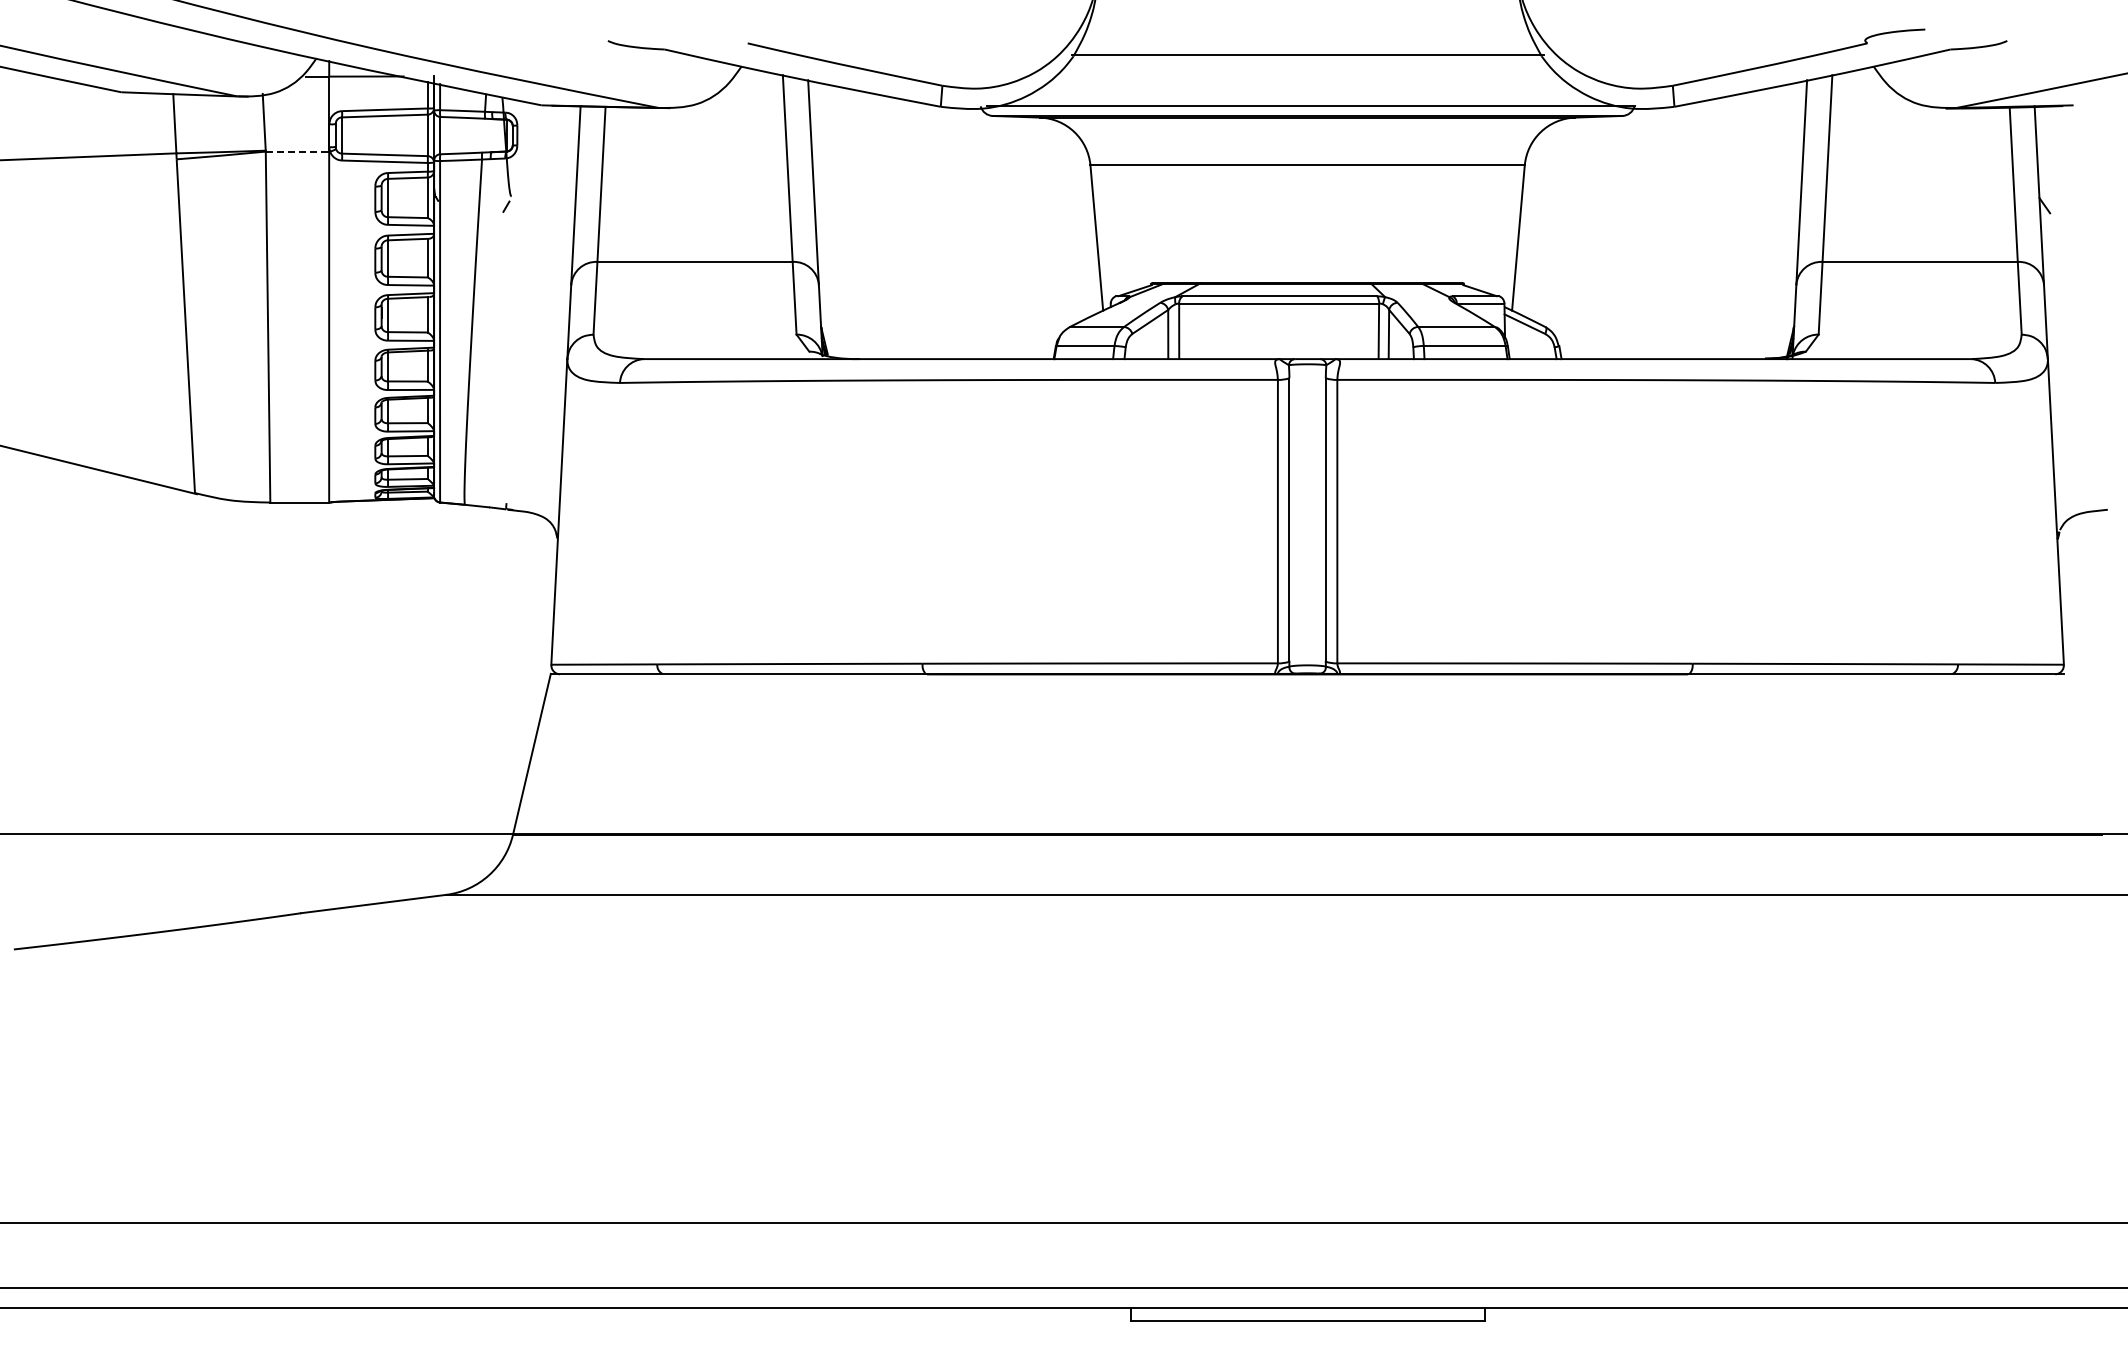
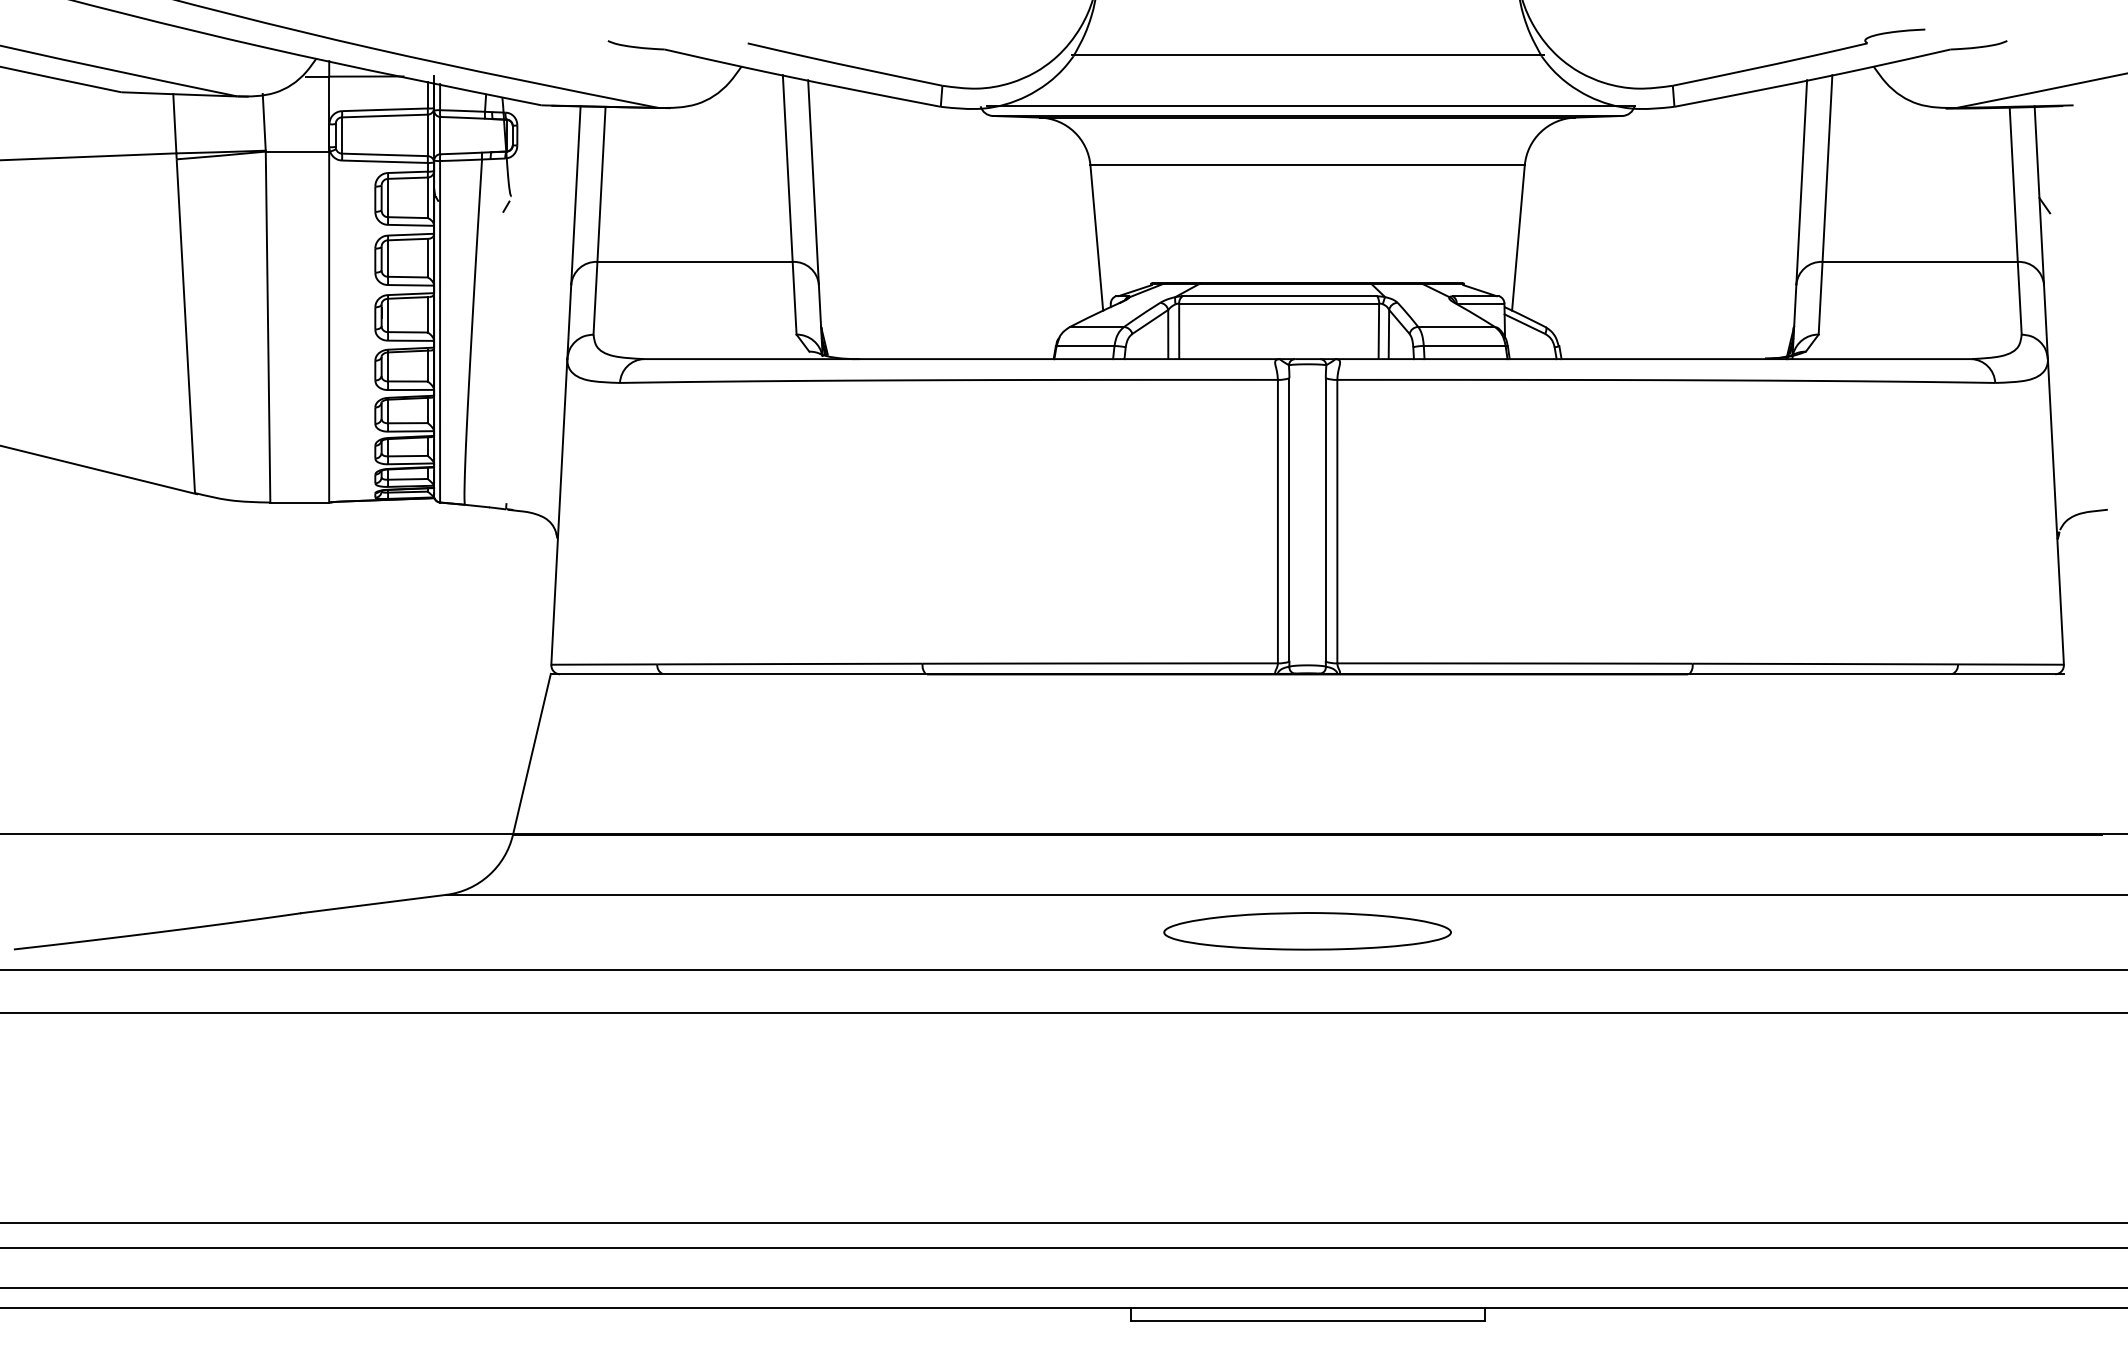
line: dashed -> solid (297, 151)
part: none -> present (1307, 931)
line: none -> present (1063, 970)
line: none -> present (1063, 1013)
line: none -> present (1063, 1248)
